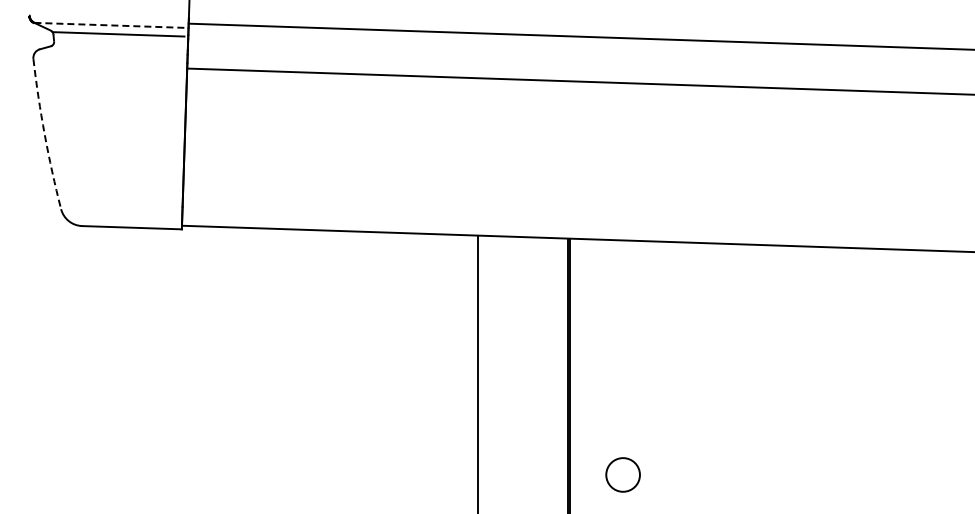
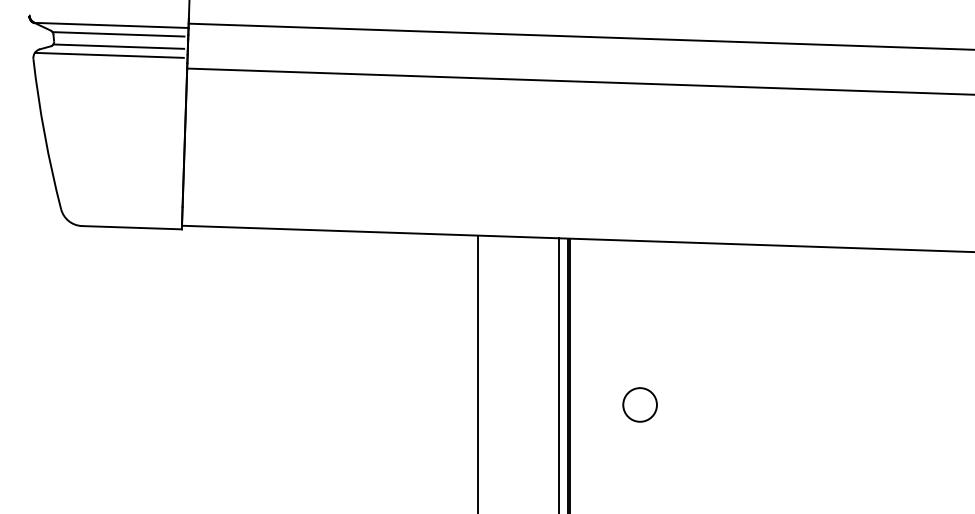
line: dashed -> solid (111, 25)
line: none -> present (118, 46)
line: none -> present (108, 54)
arc: dashed -> solid (44, 134)
line: none -> present (559, 374)
circle position: (622, 474) -> (639, 404) (639, 404)
